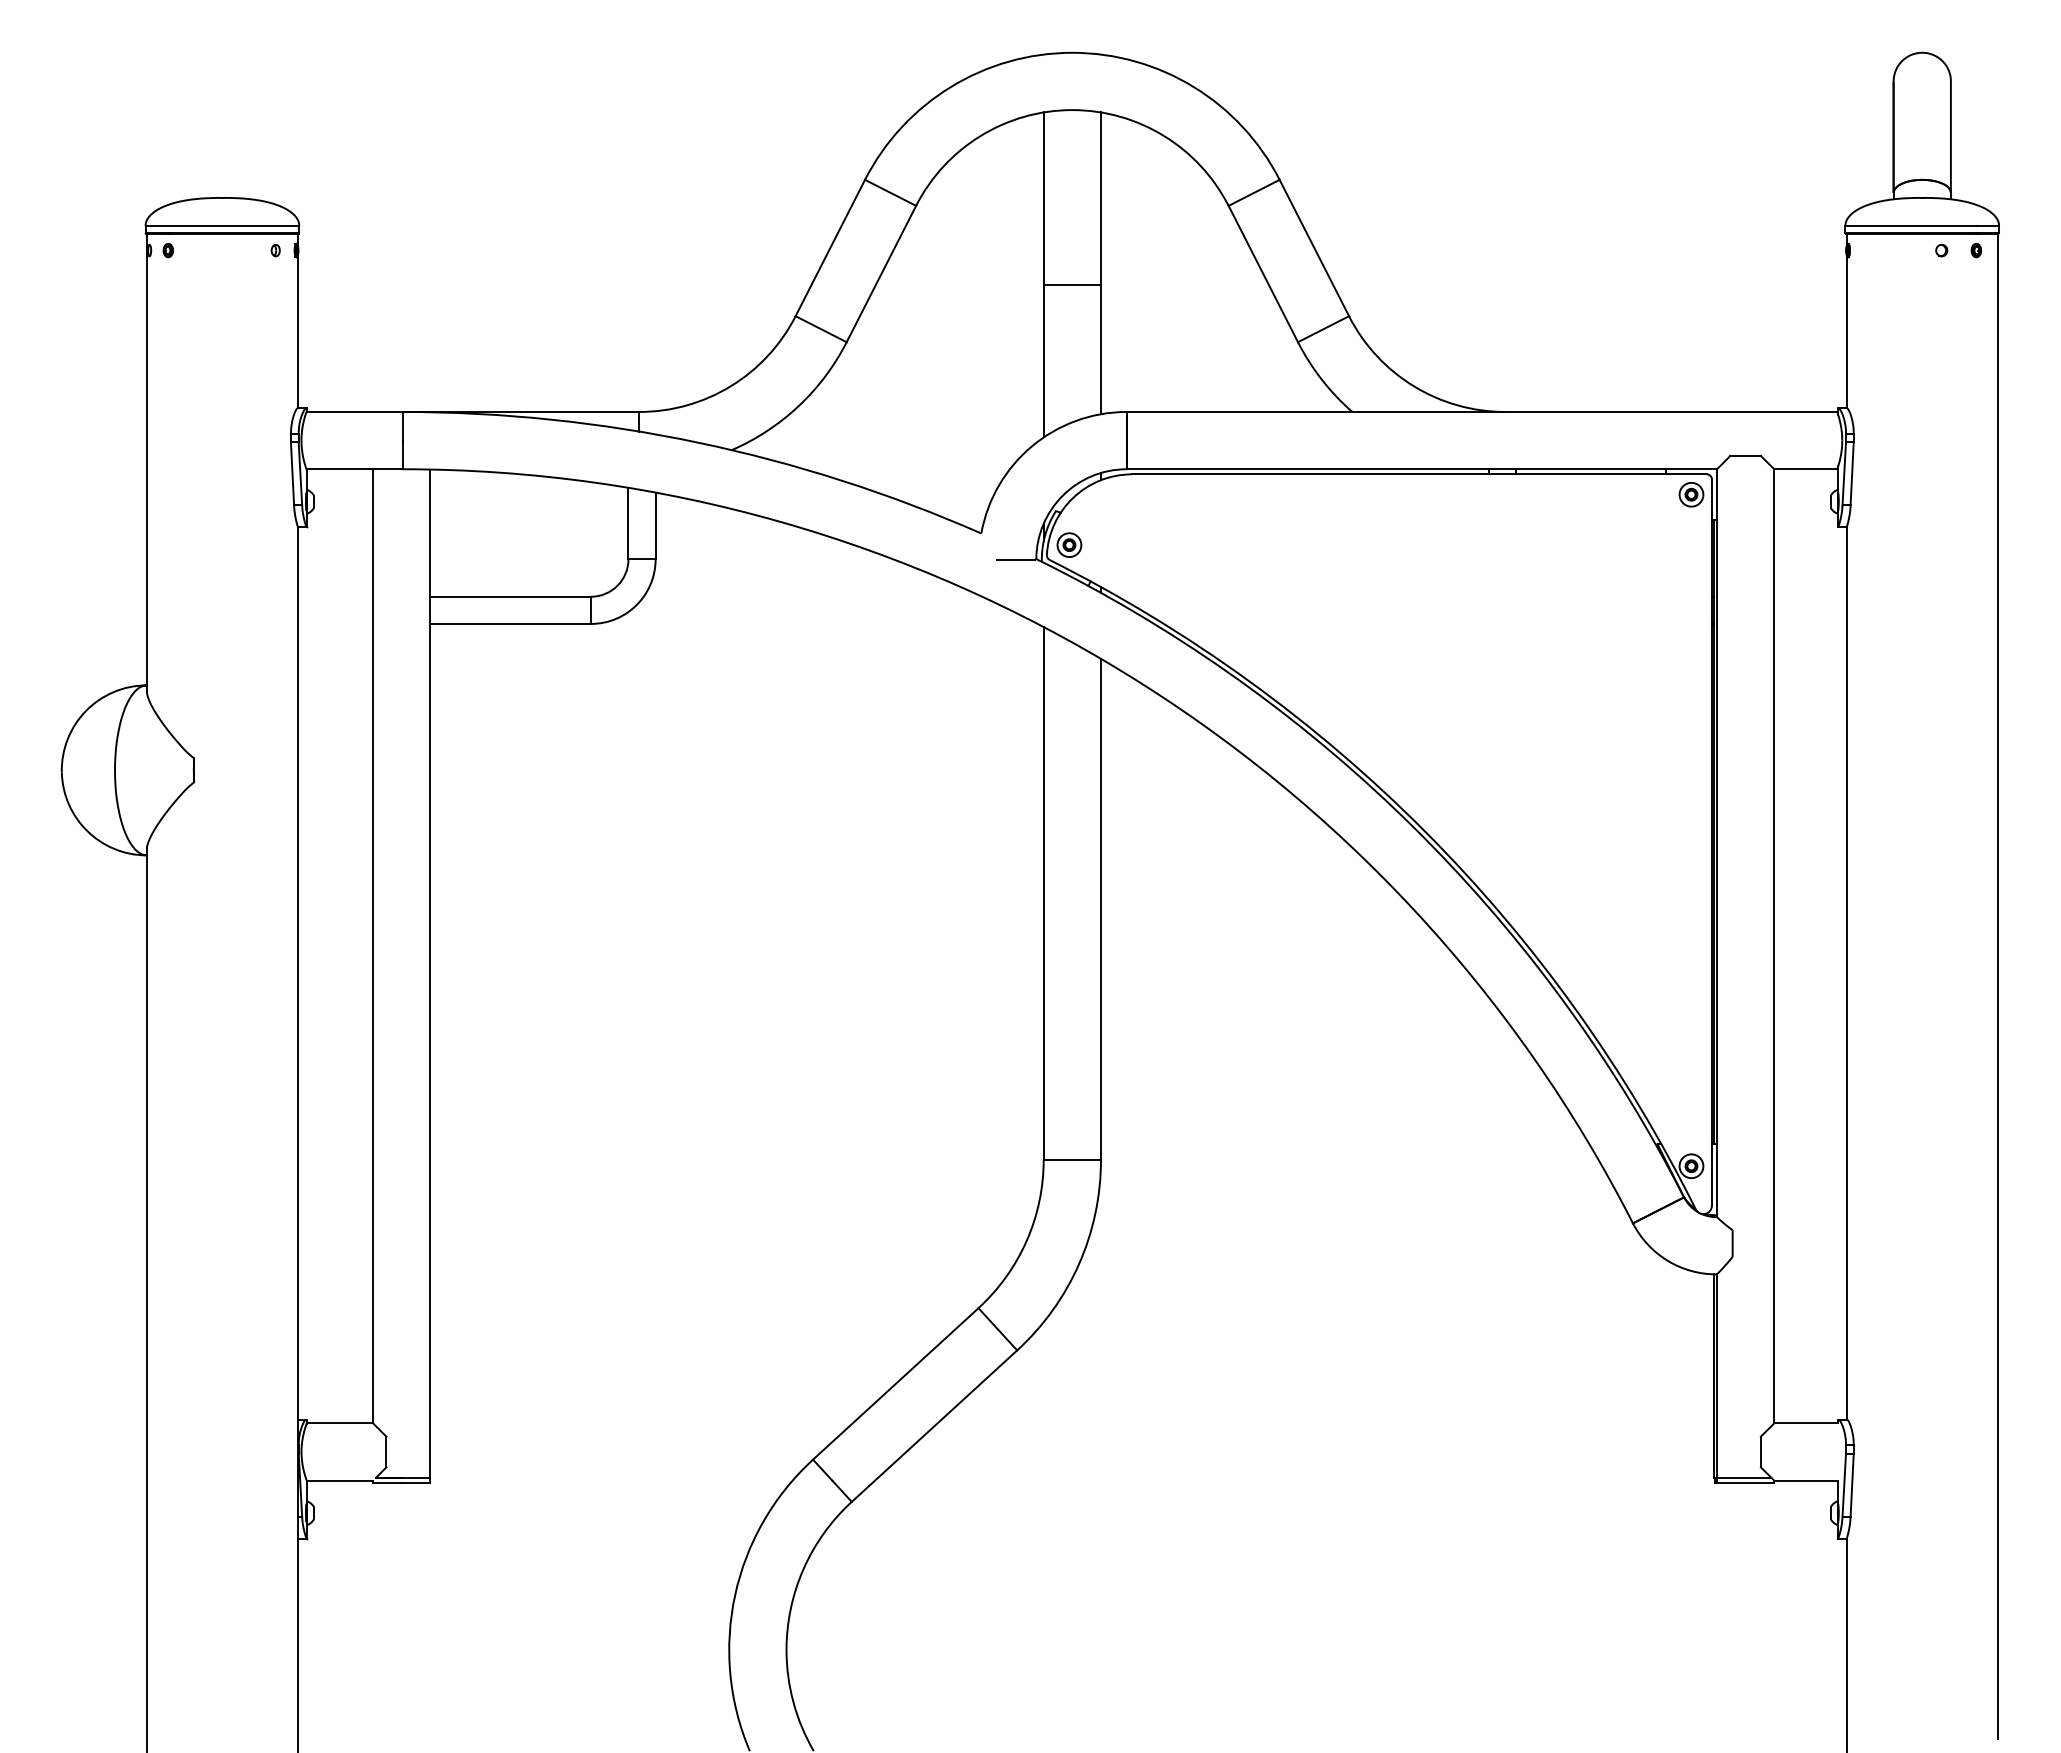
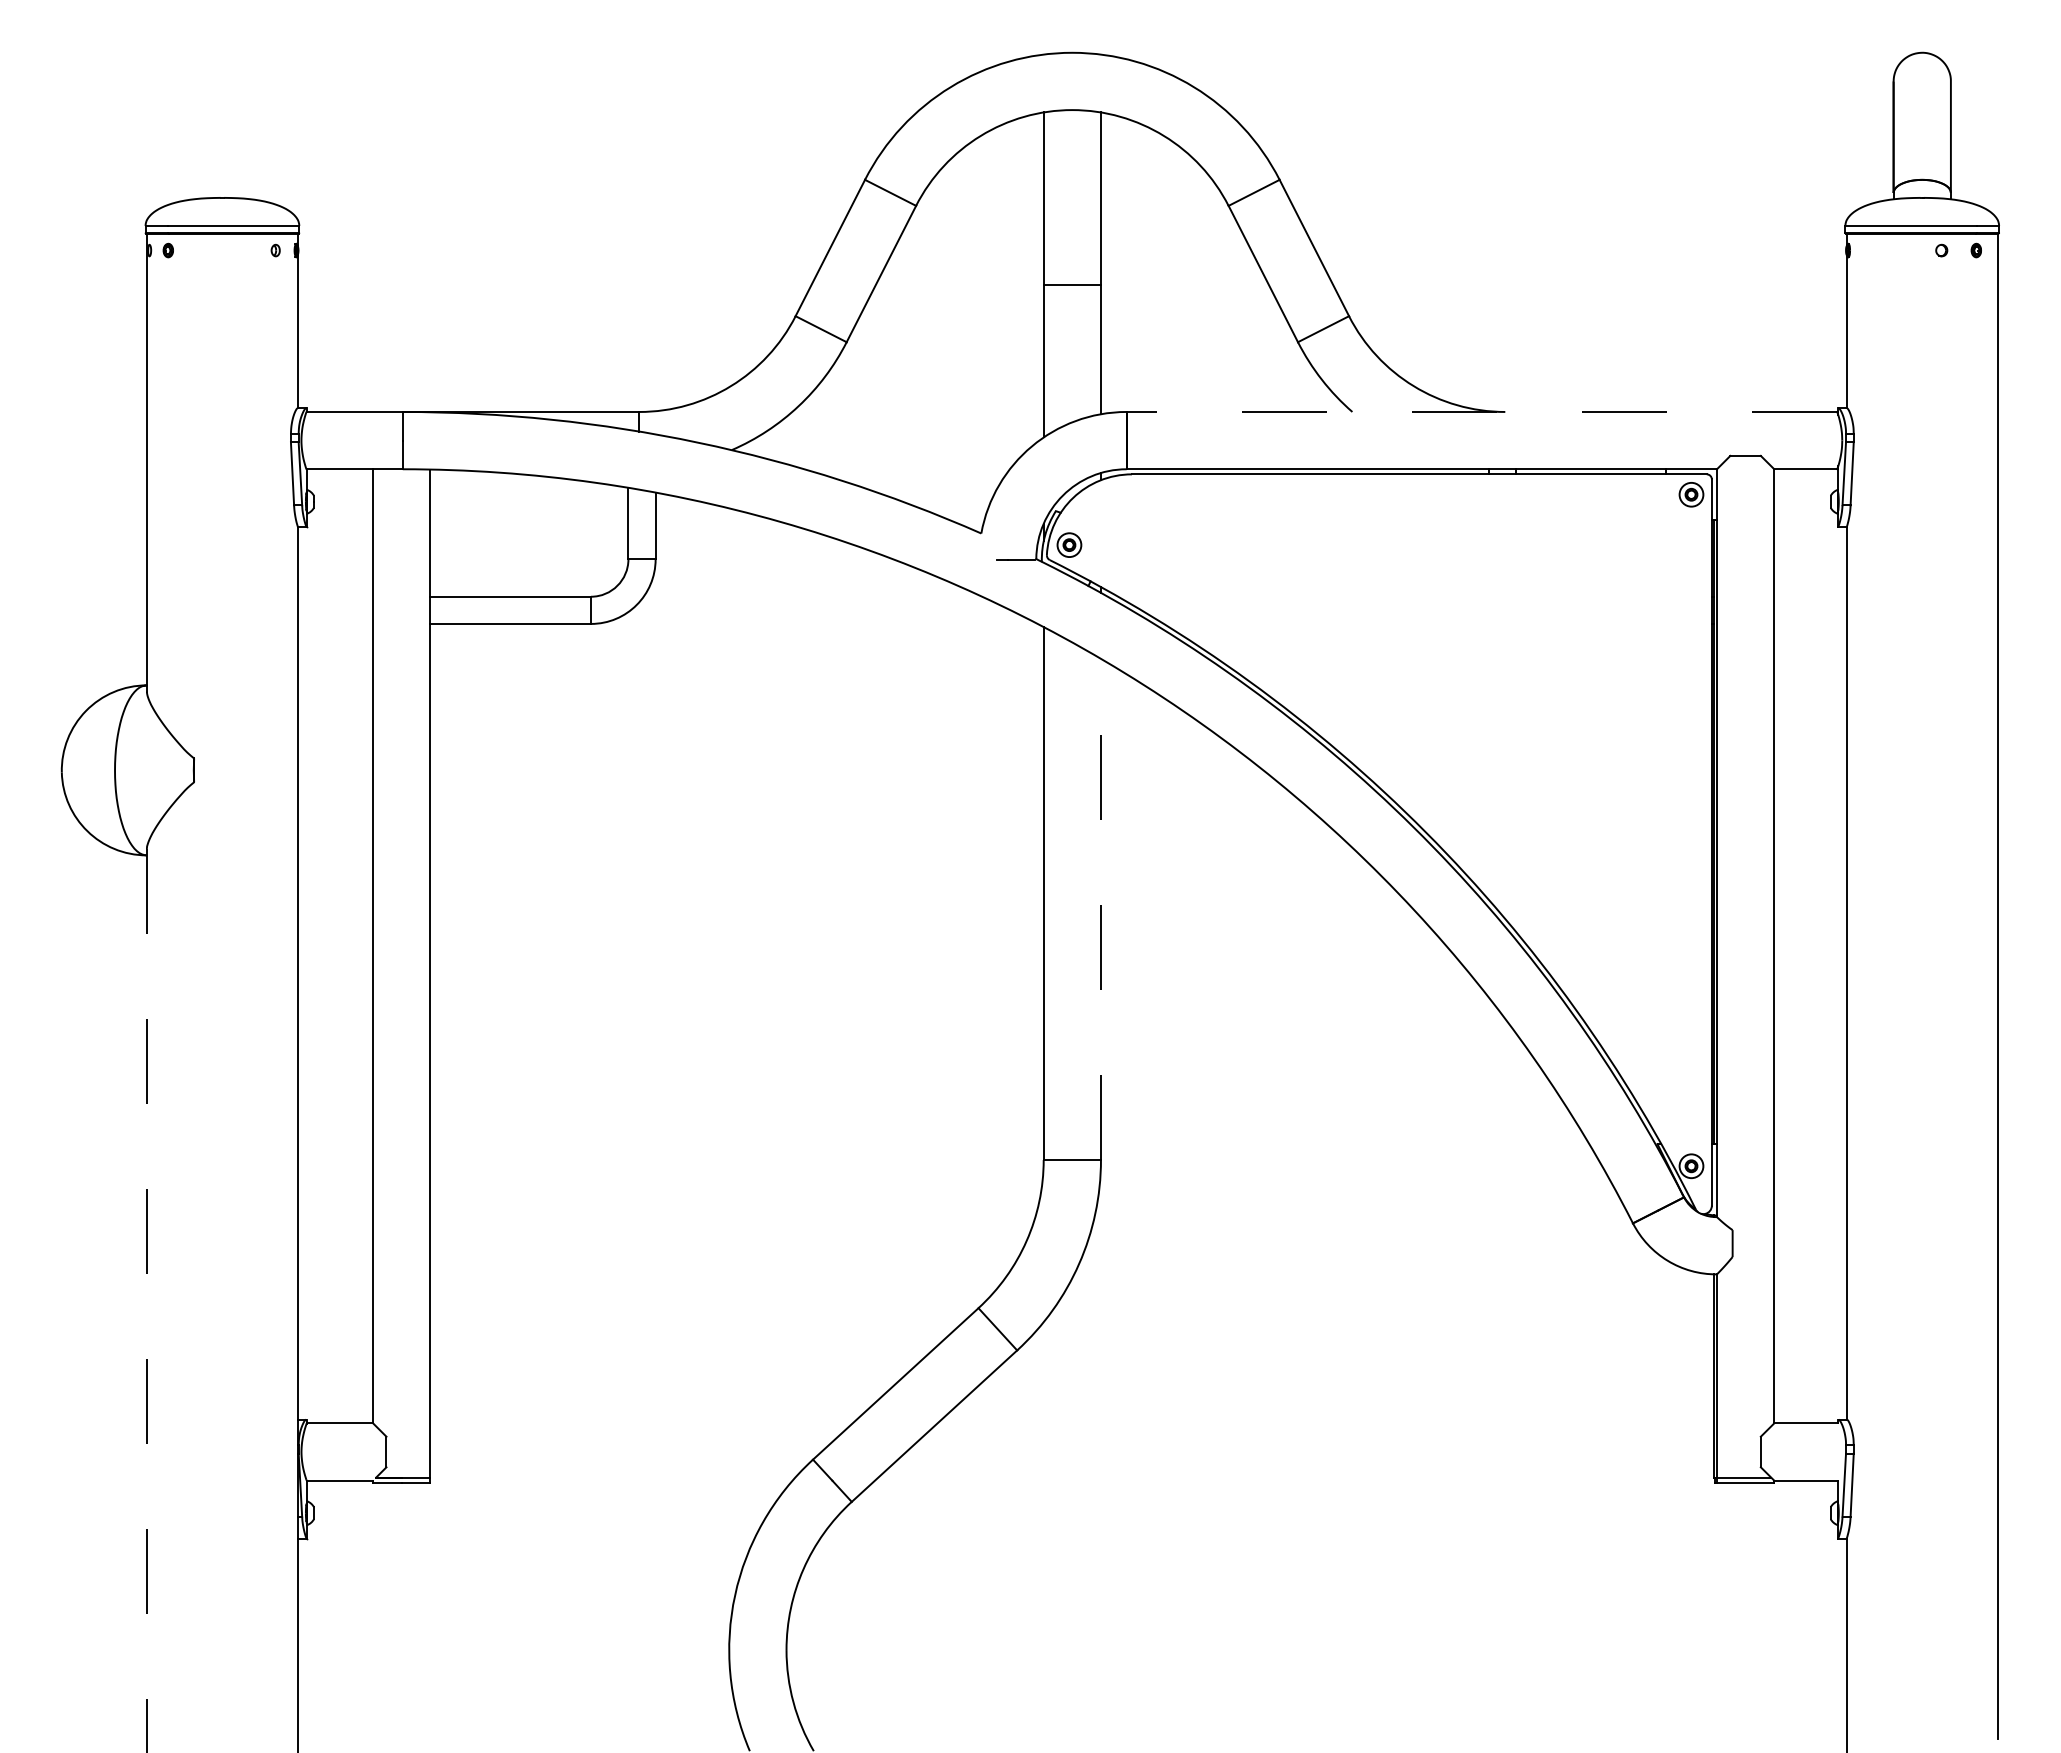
line: solid -> dashed (1481, 411)
line: solid -> dashed (1100, 909)
line: solid -> dashed (146, 1300)
